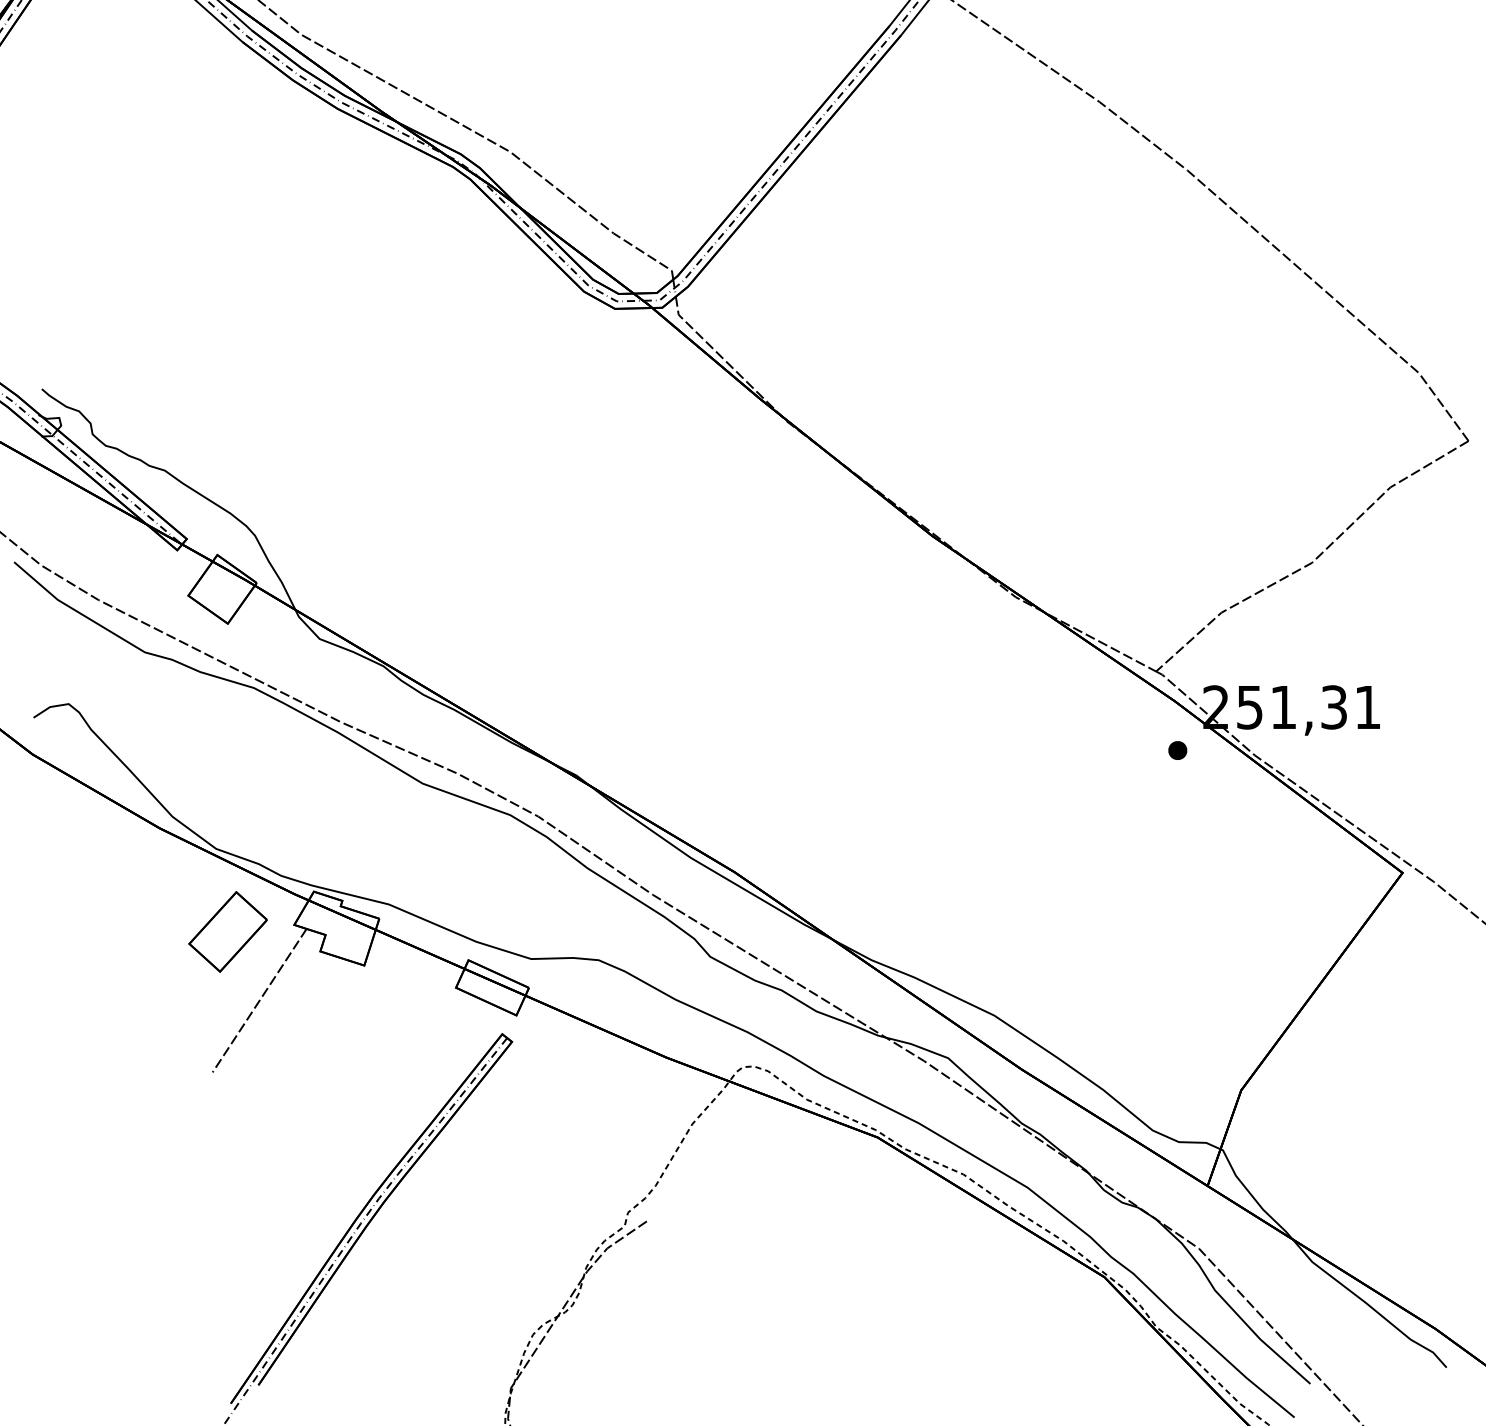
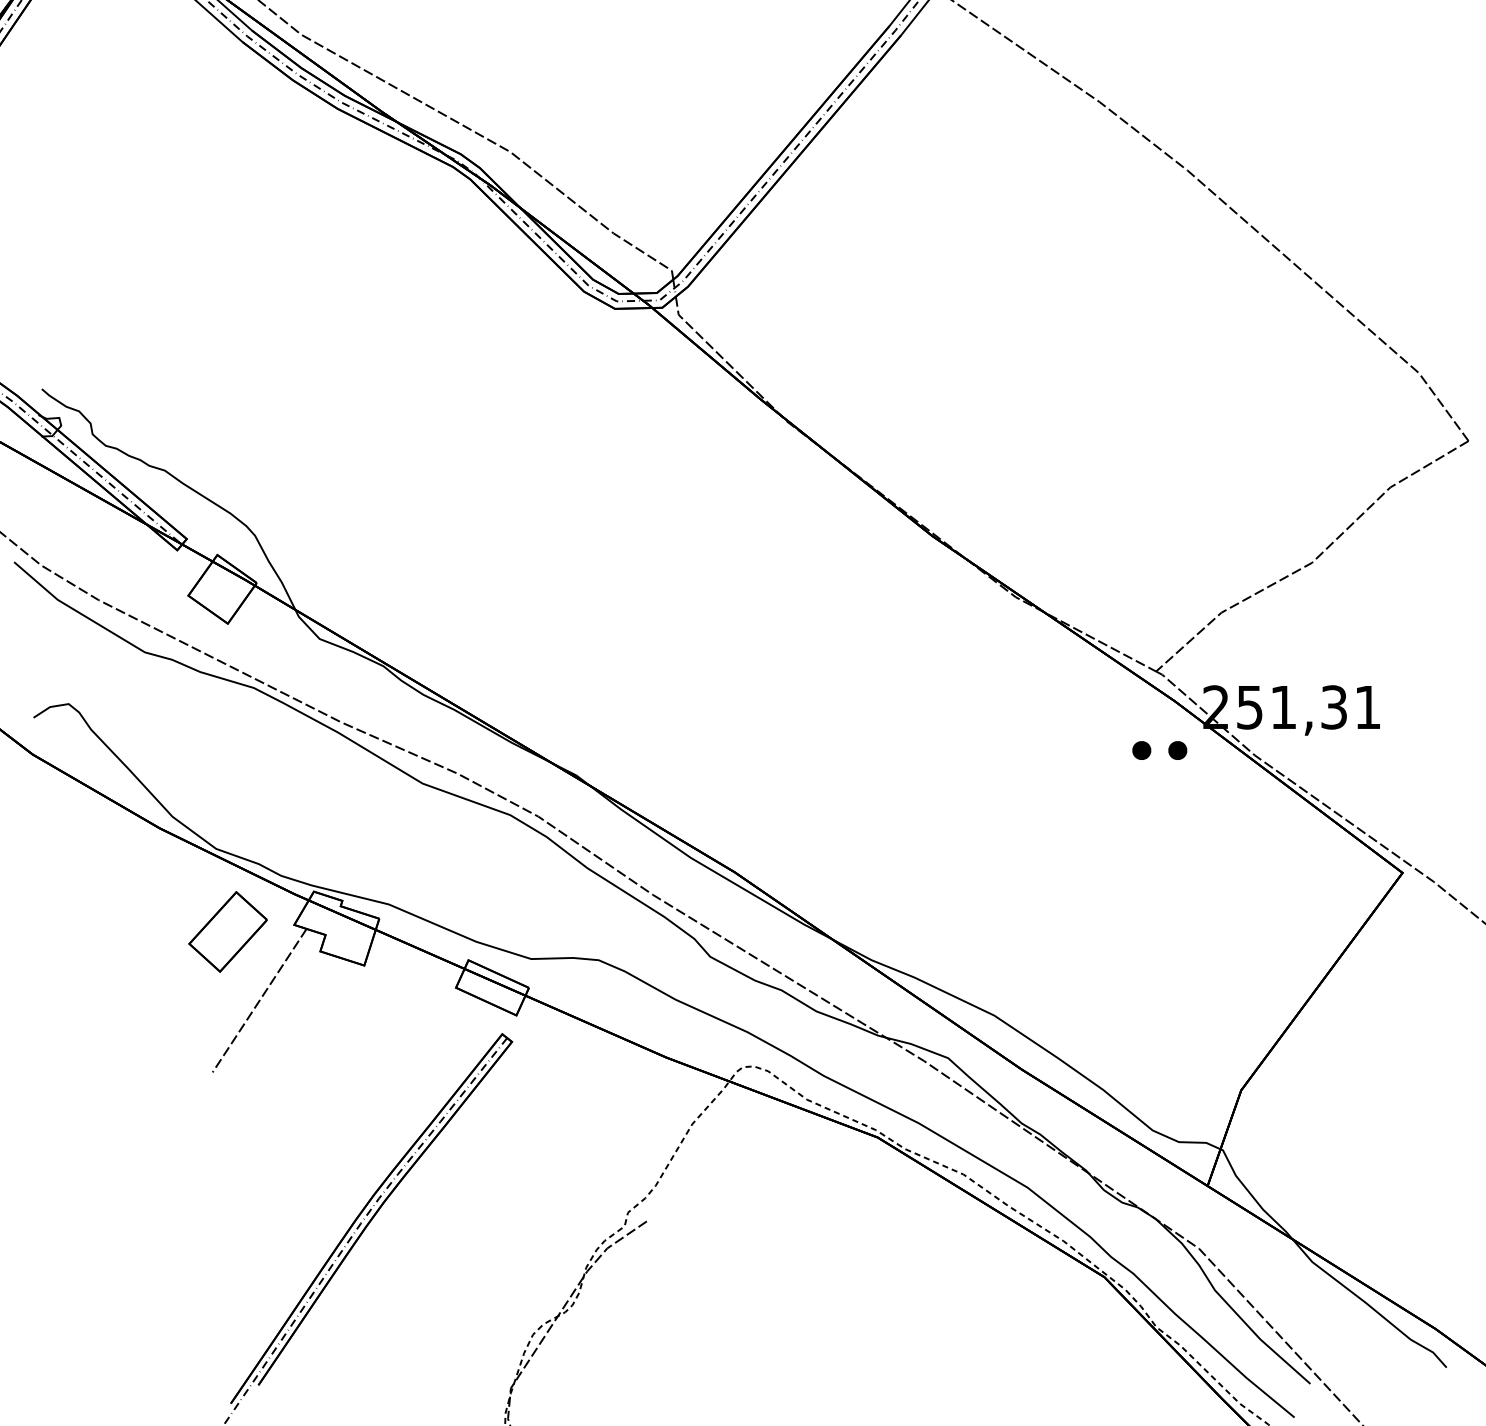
part: none -> present (1141, 750)
